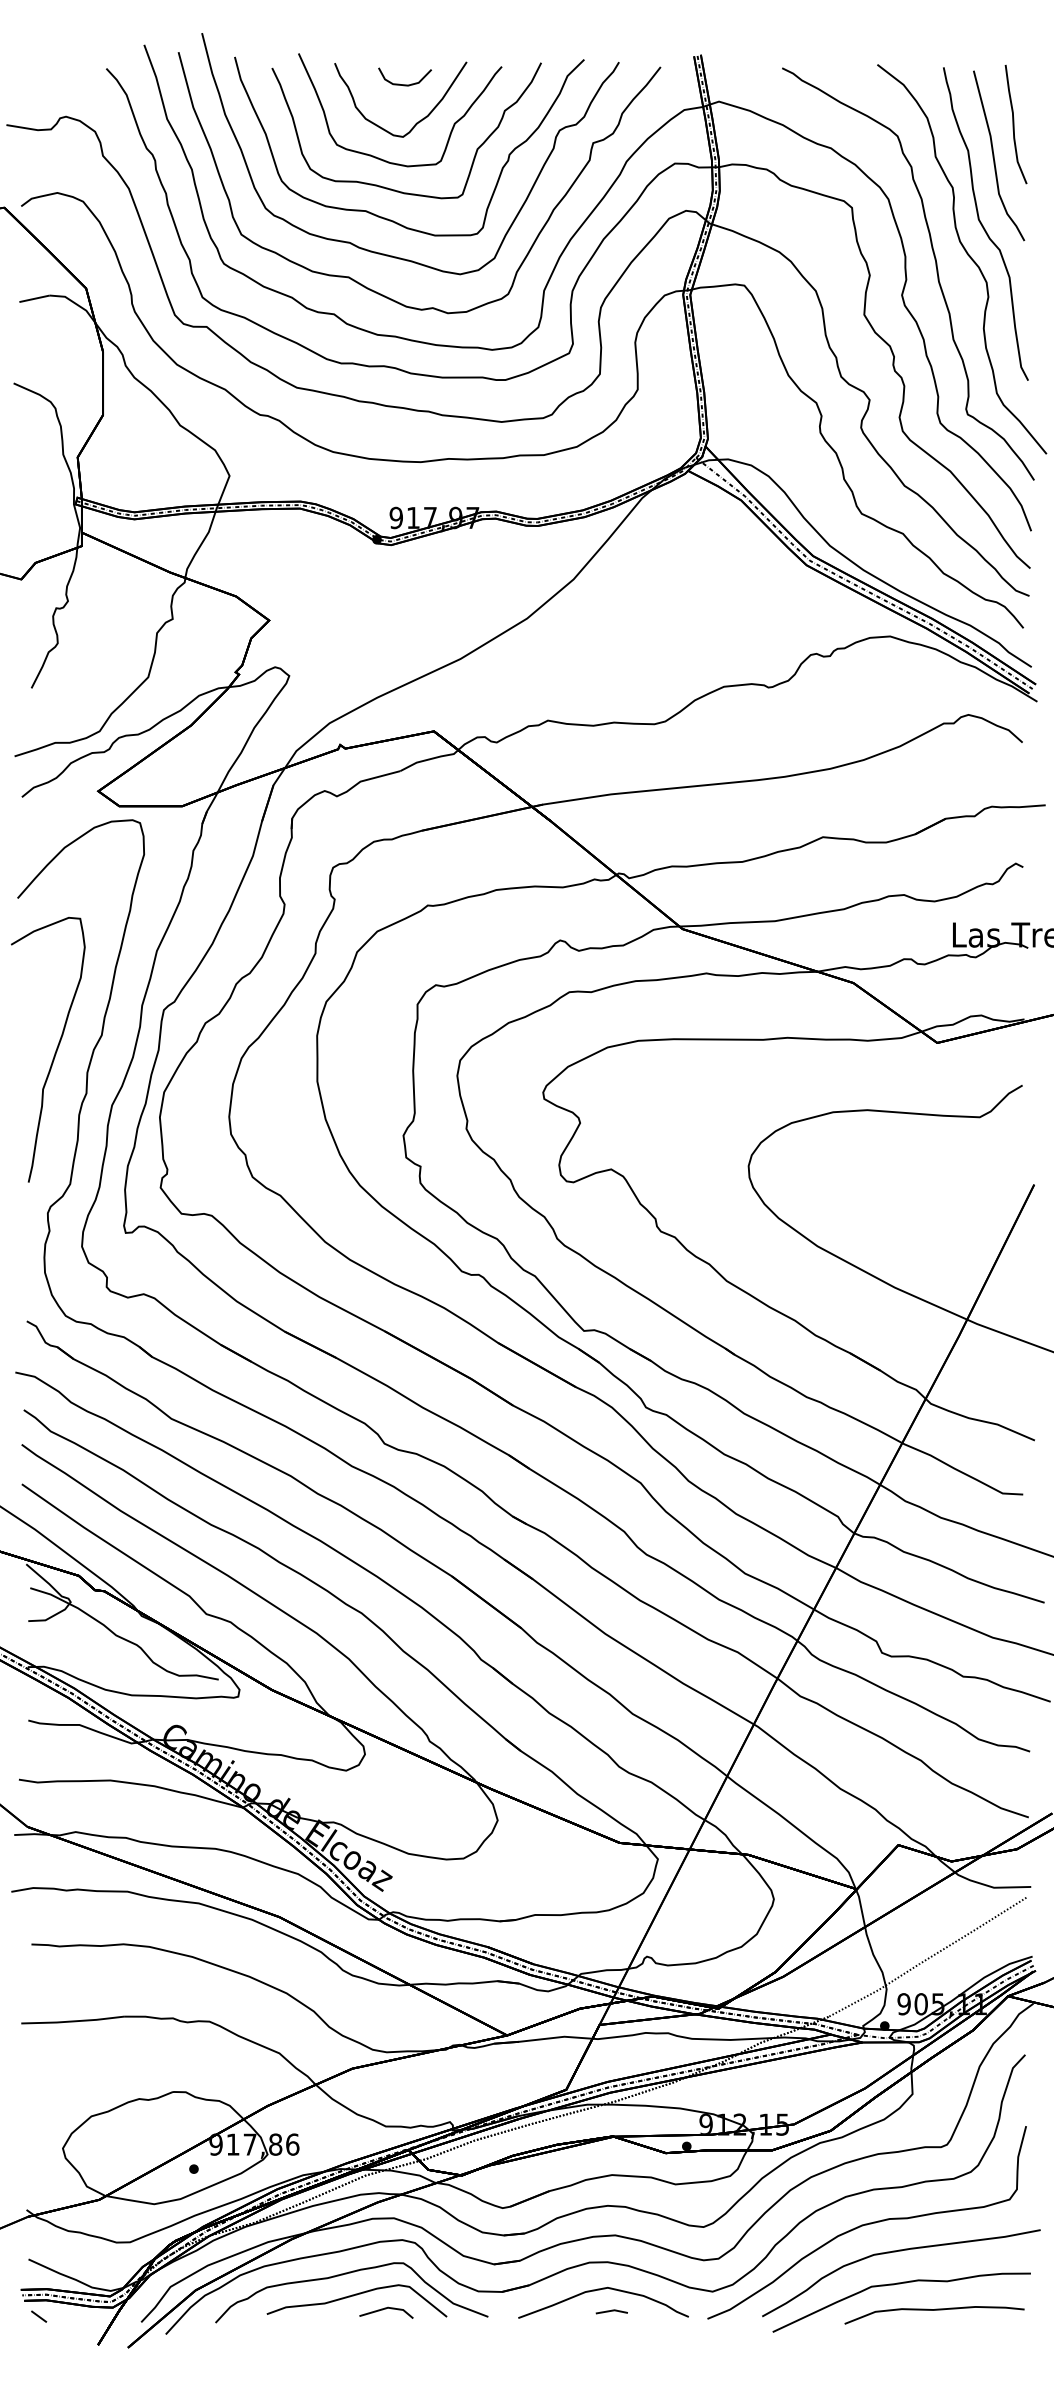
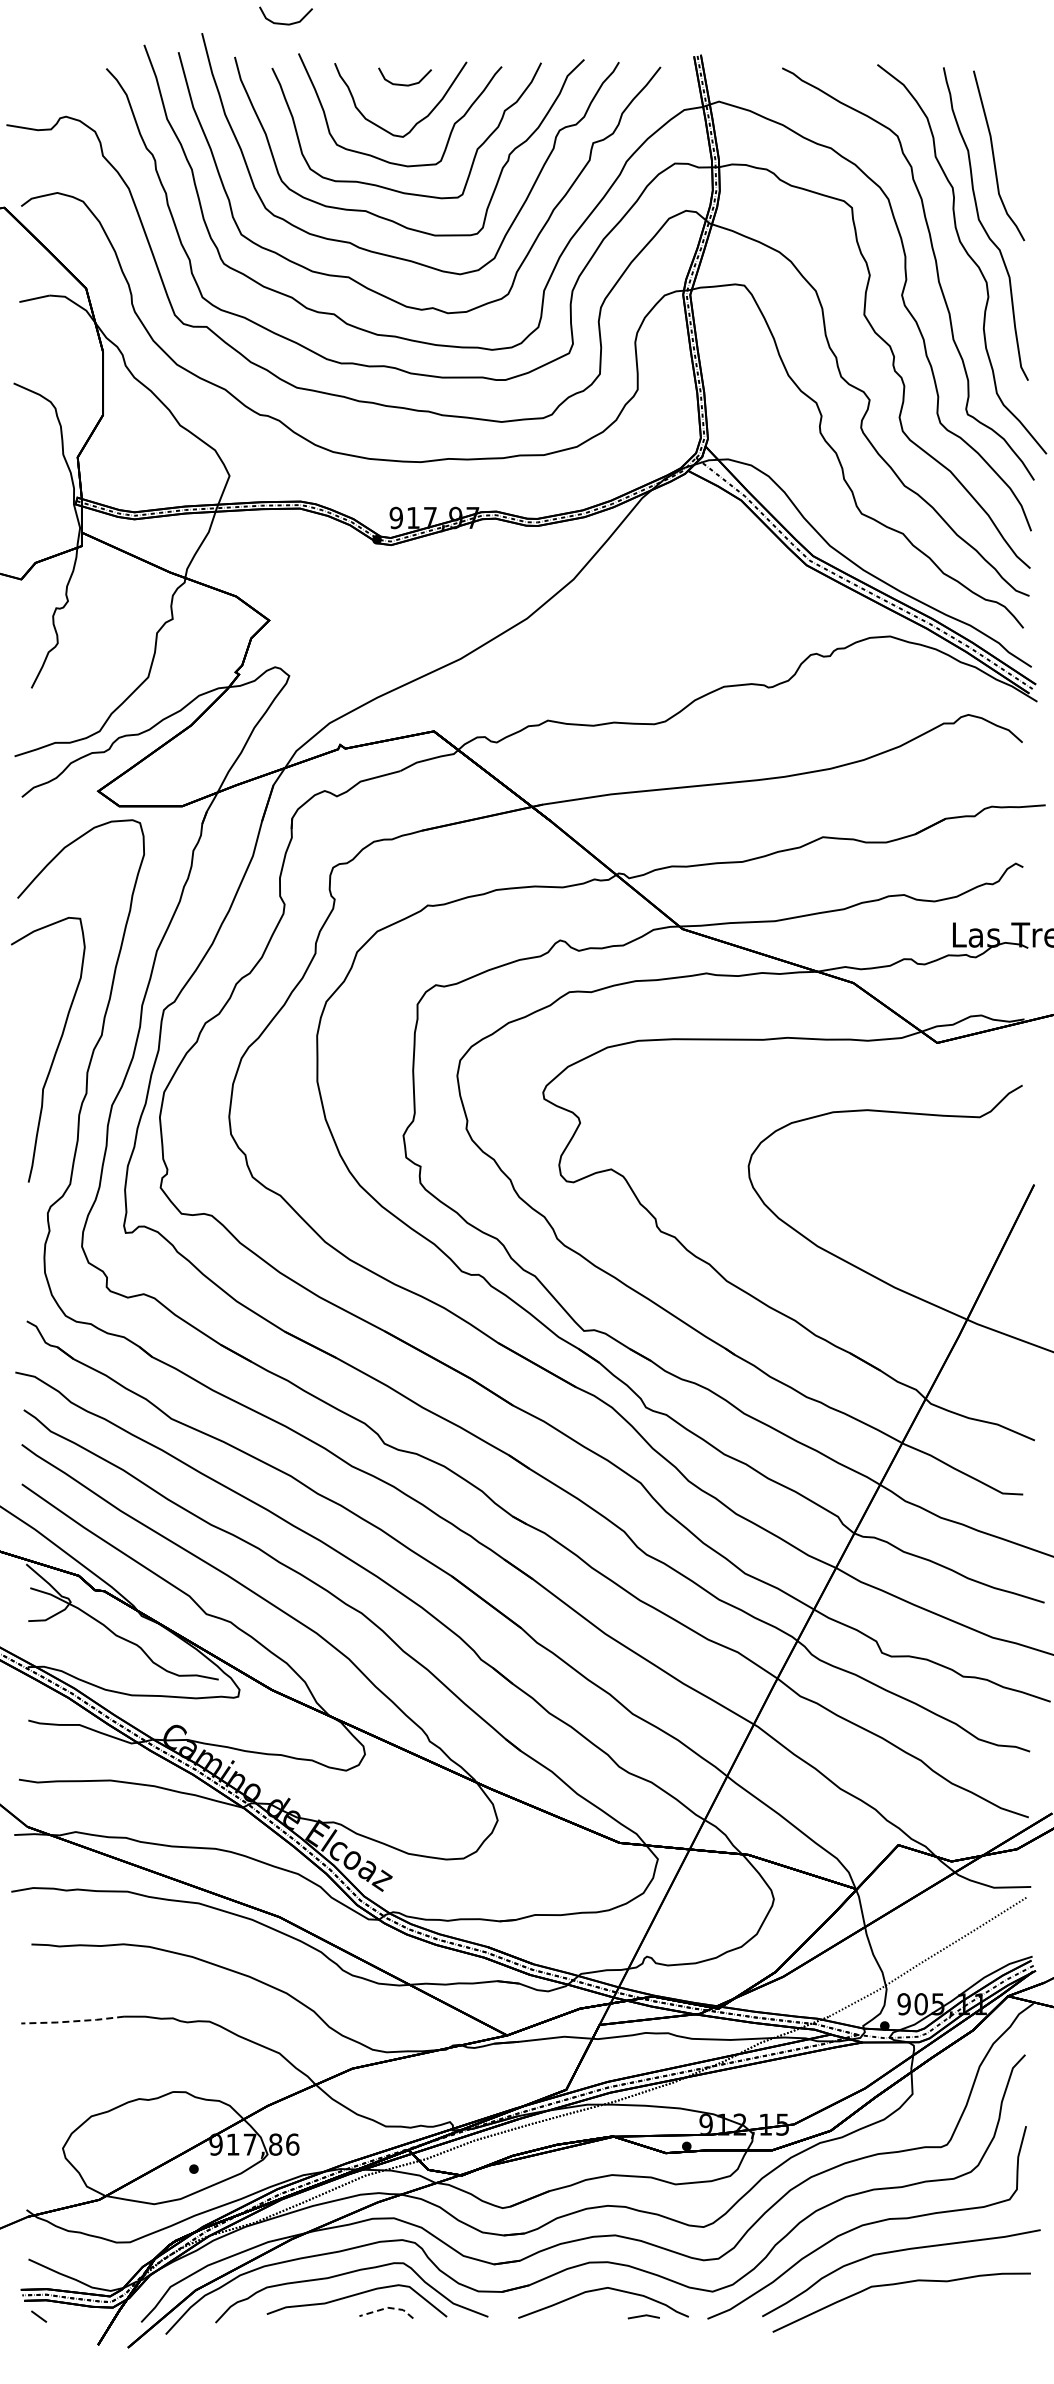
curve: none -> present (285, 23)
curve: present -> none (1014, 124)
line: solid -> dashed (72, 2021)
line: solid -> dashed (388, 2307)
curve: present -> none (934, 2310)
line position: (611, 2311) -> (643, 2316) (643, 2316)
